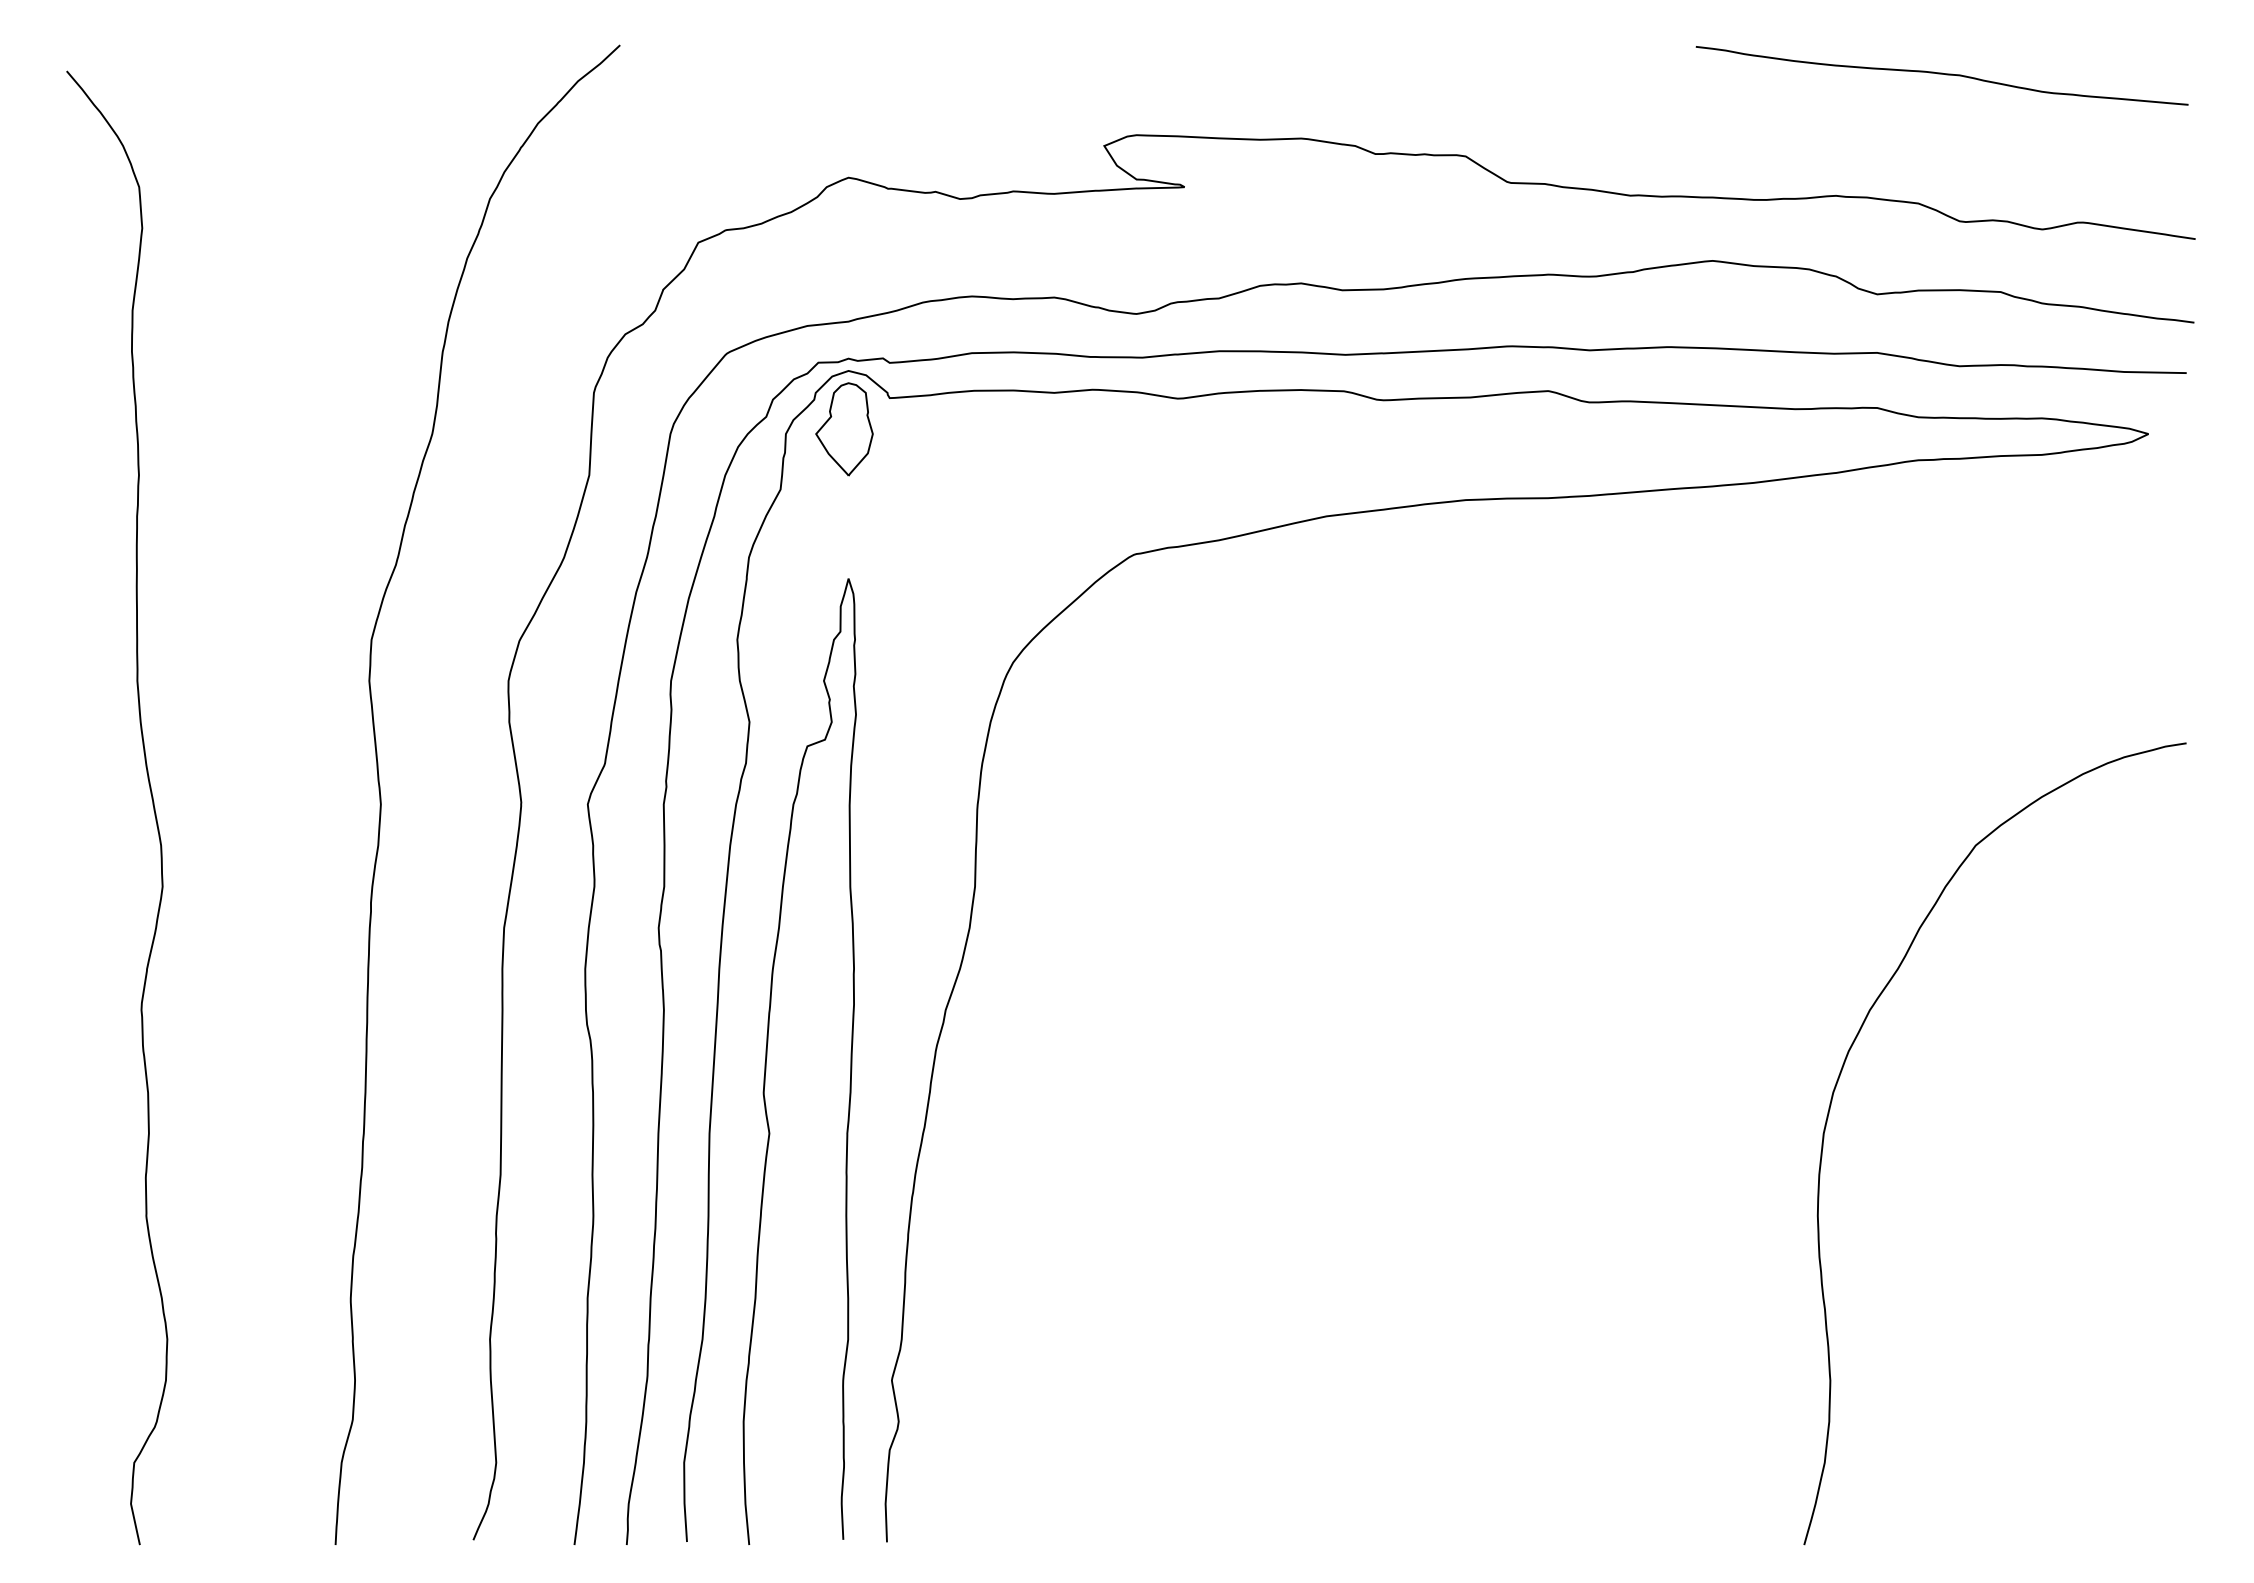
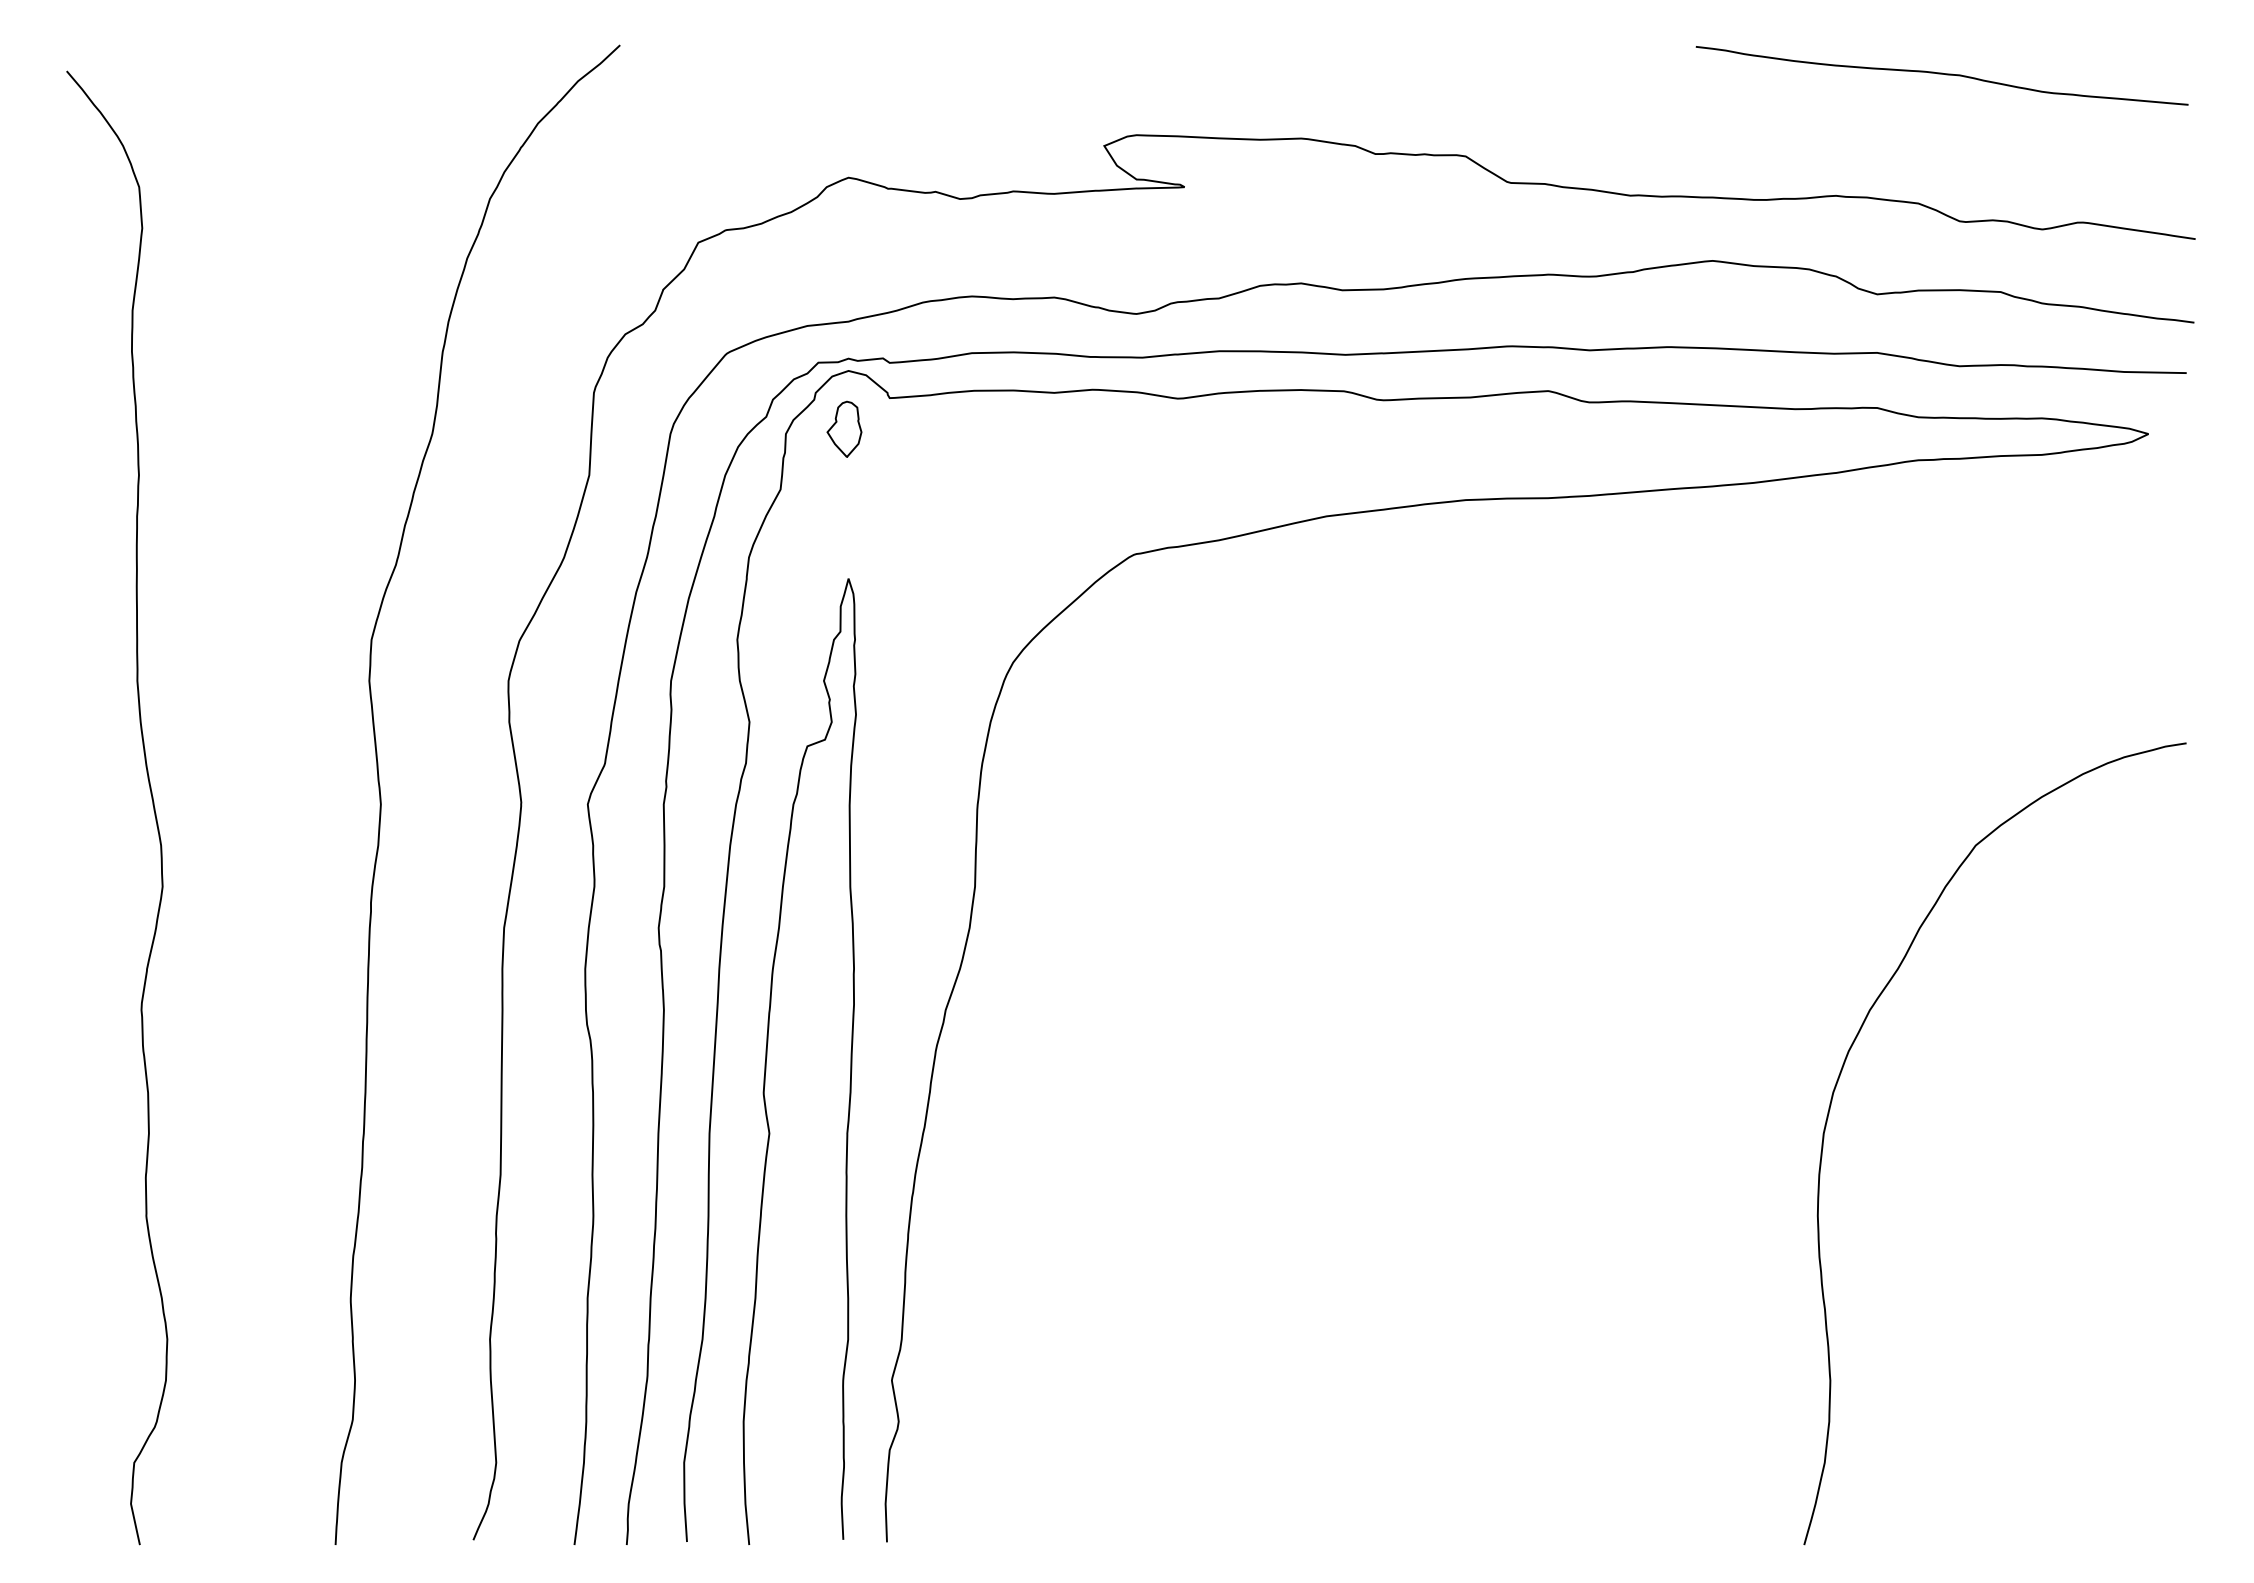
part size: 59x95 px -> 37x58 px (844, 428)
